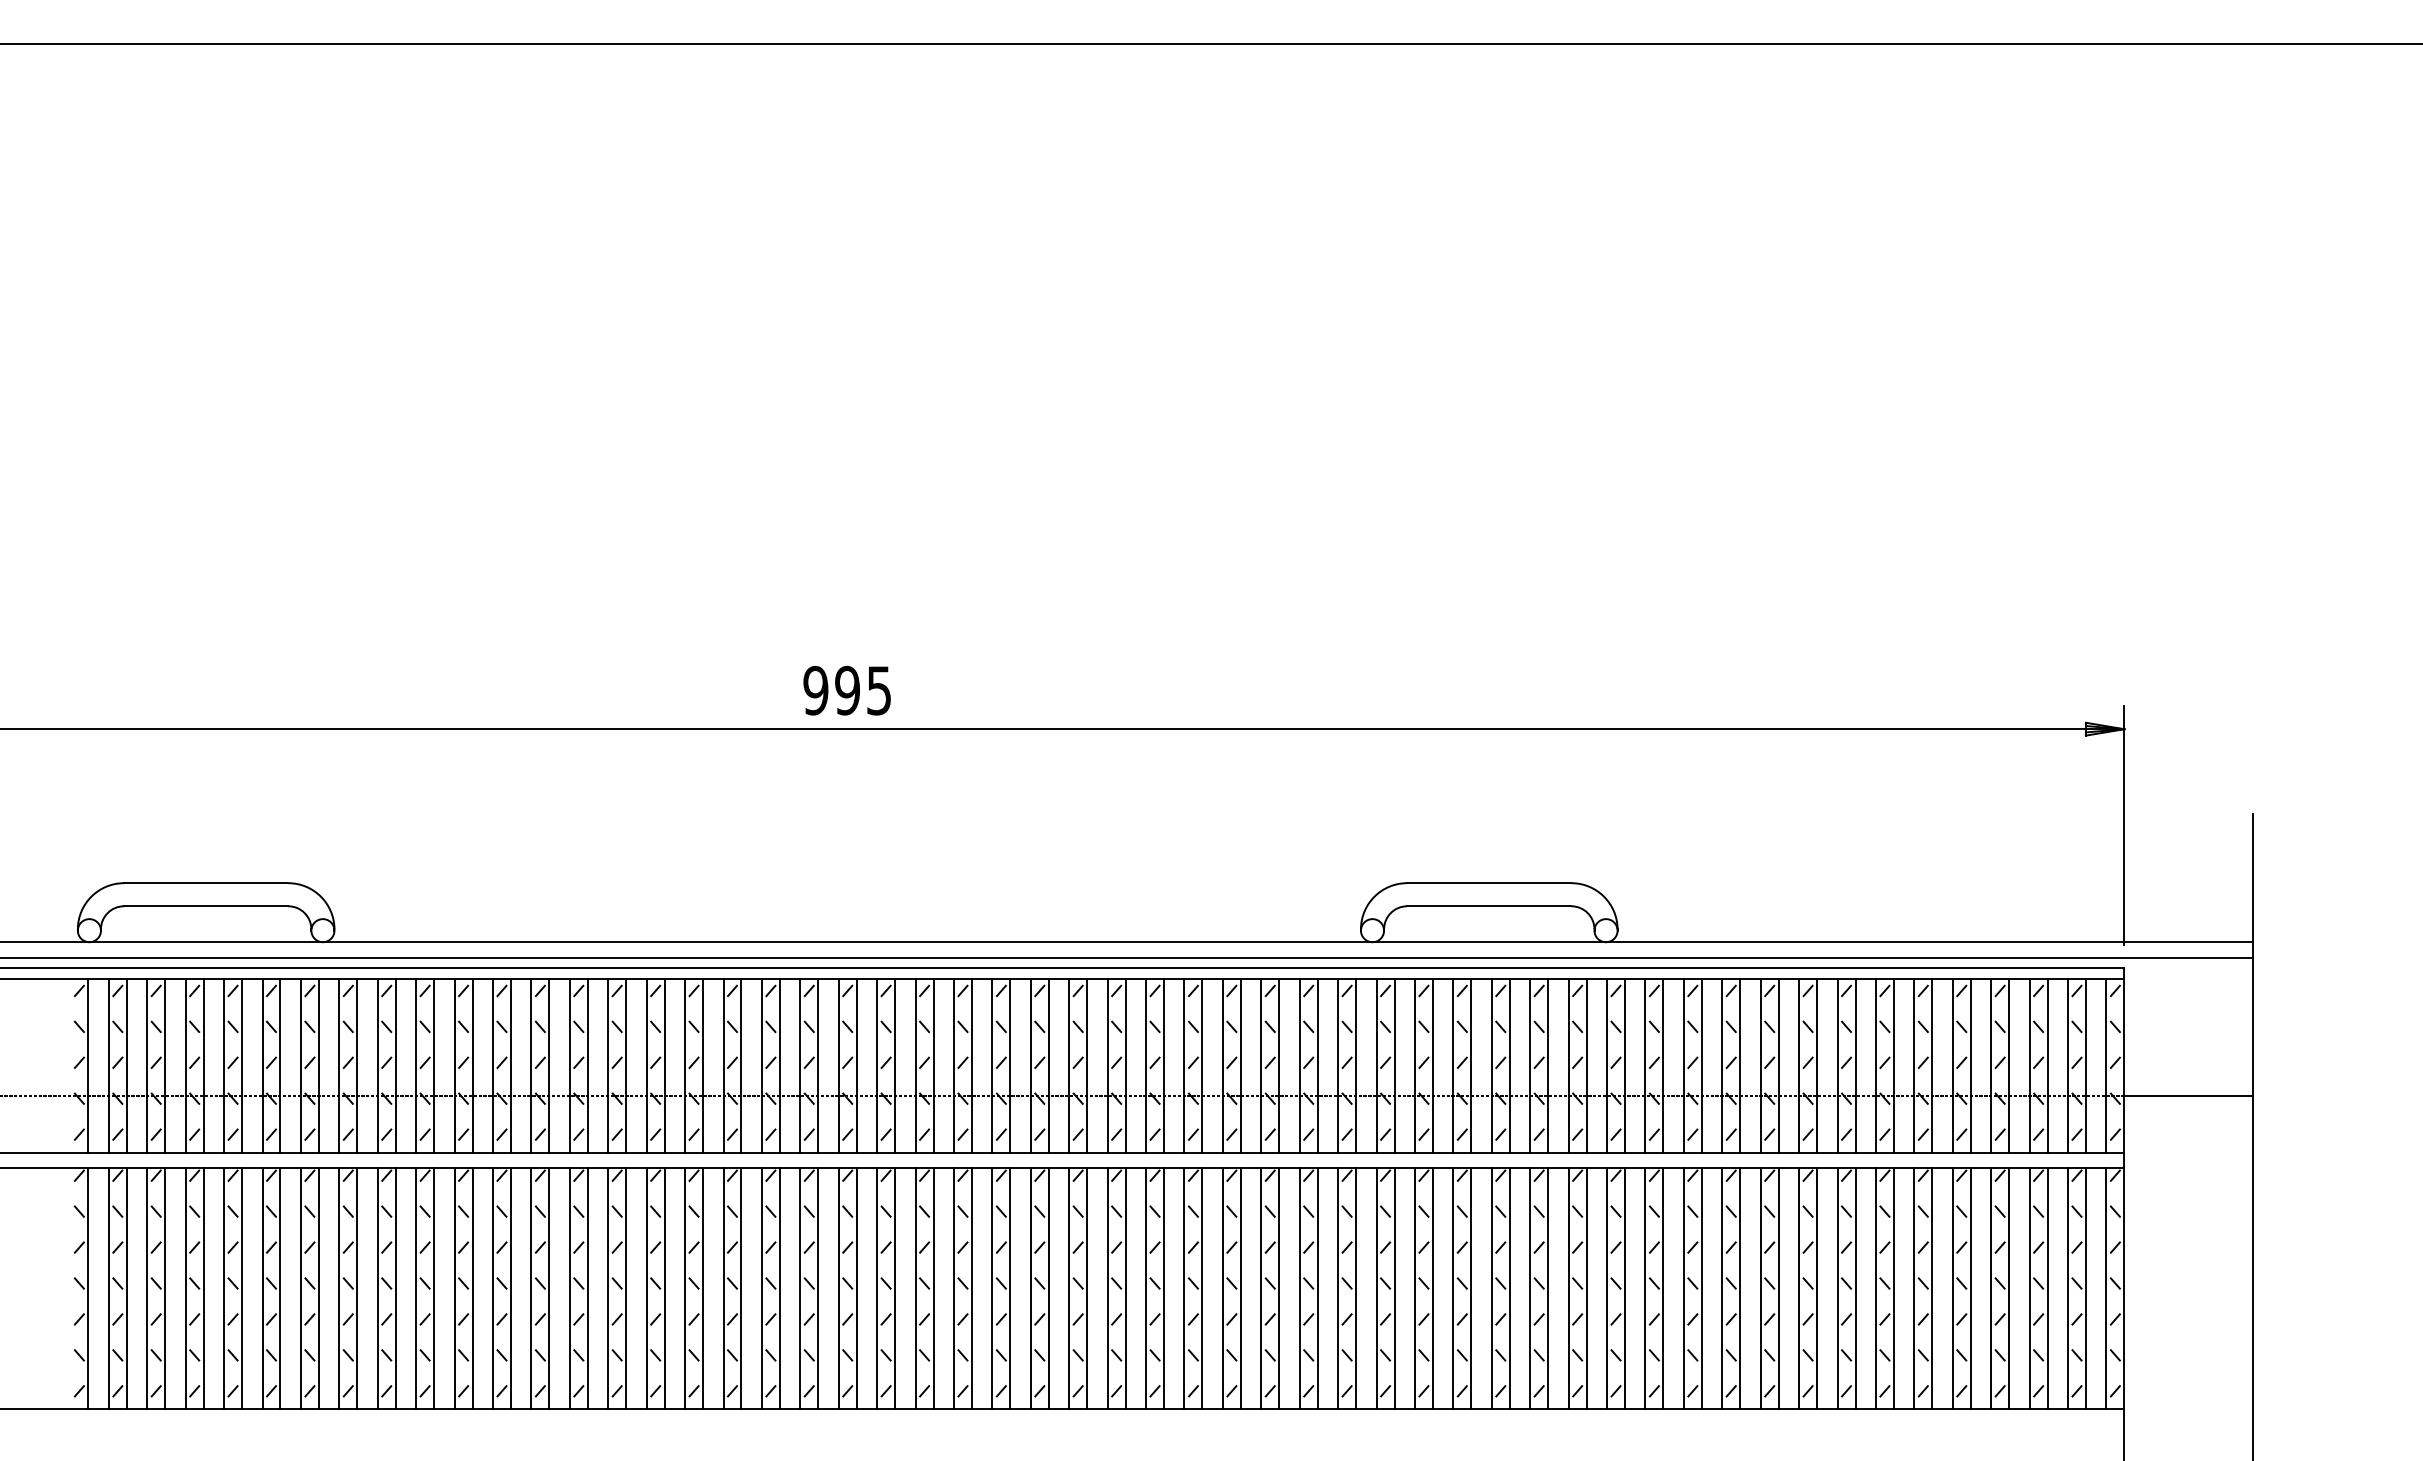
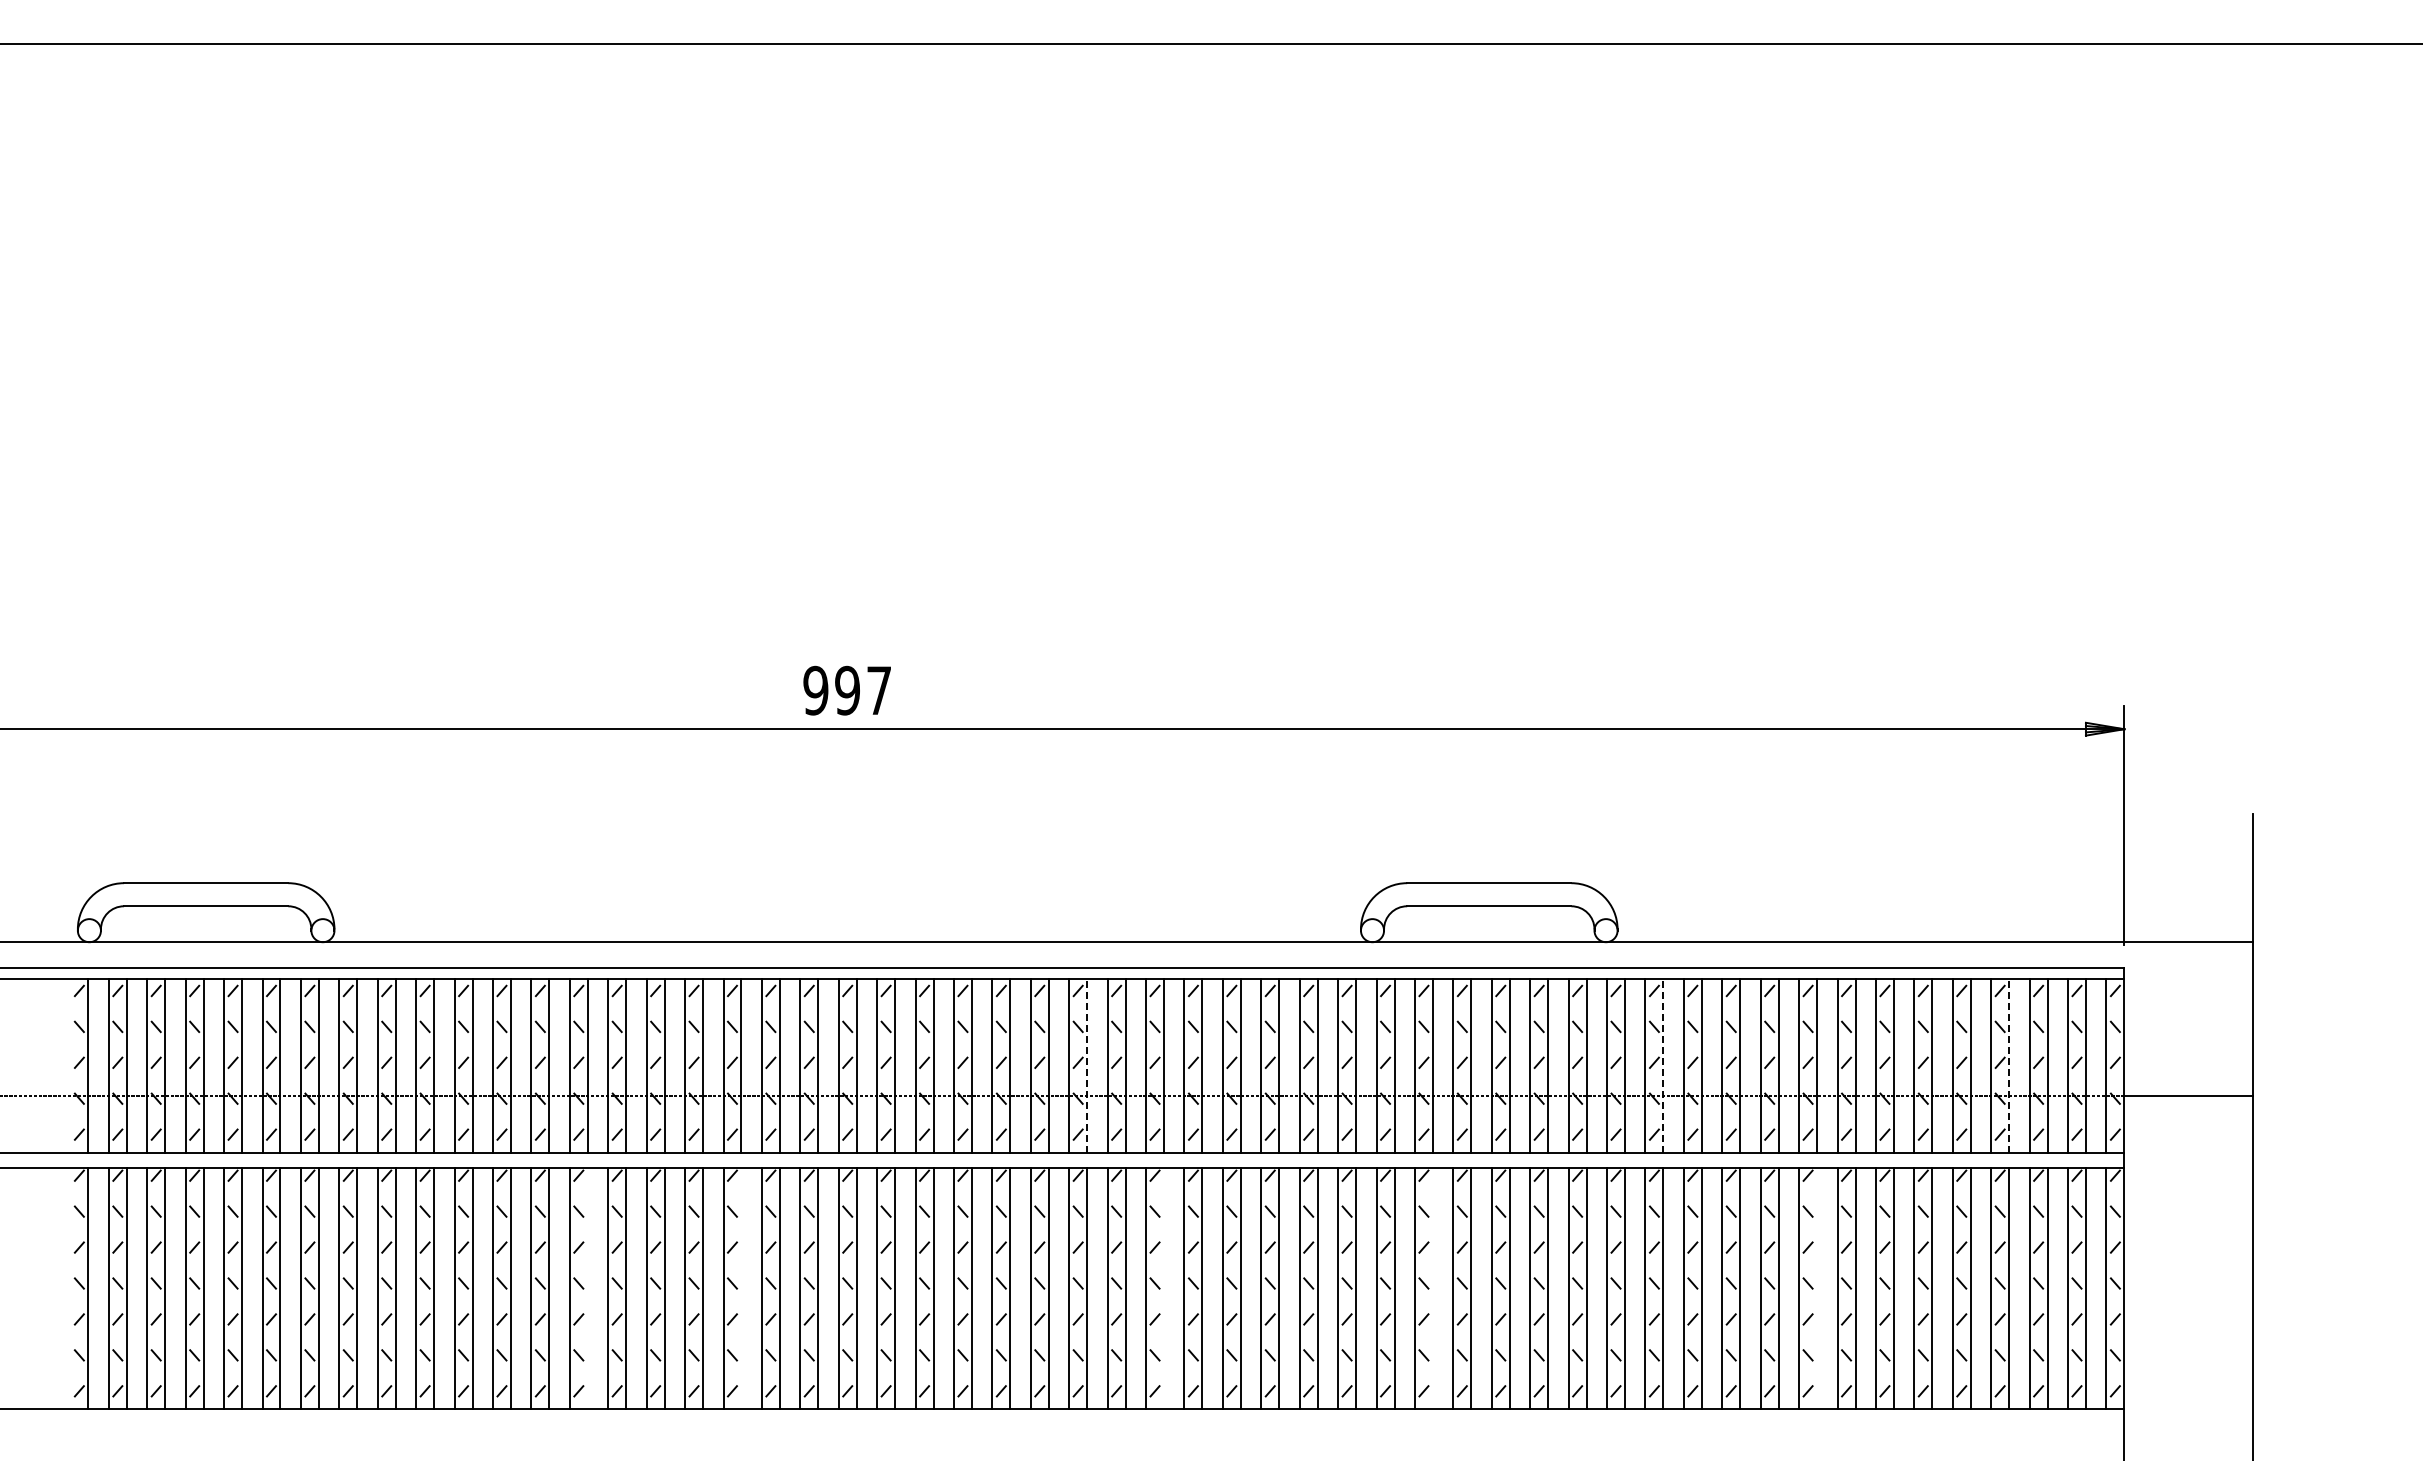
text: 995 -> 997 (878, 690)
line: present -> none (1127, 957)
line: solid -> dashed (1087, 1066)
line: solid -> dashed (1663, 1066)
line: solid -> dashed (2009, 1066)
line: present -> none (587, 1288)
line: present -> none (741, 1288)
line: present -> none (1164, 1288)
line: present -> none (1432, 1288)
line: present -> none (1817, 1288)
